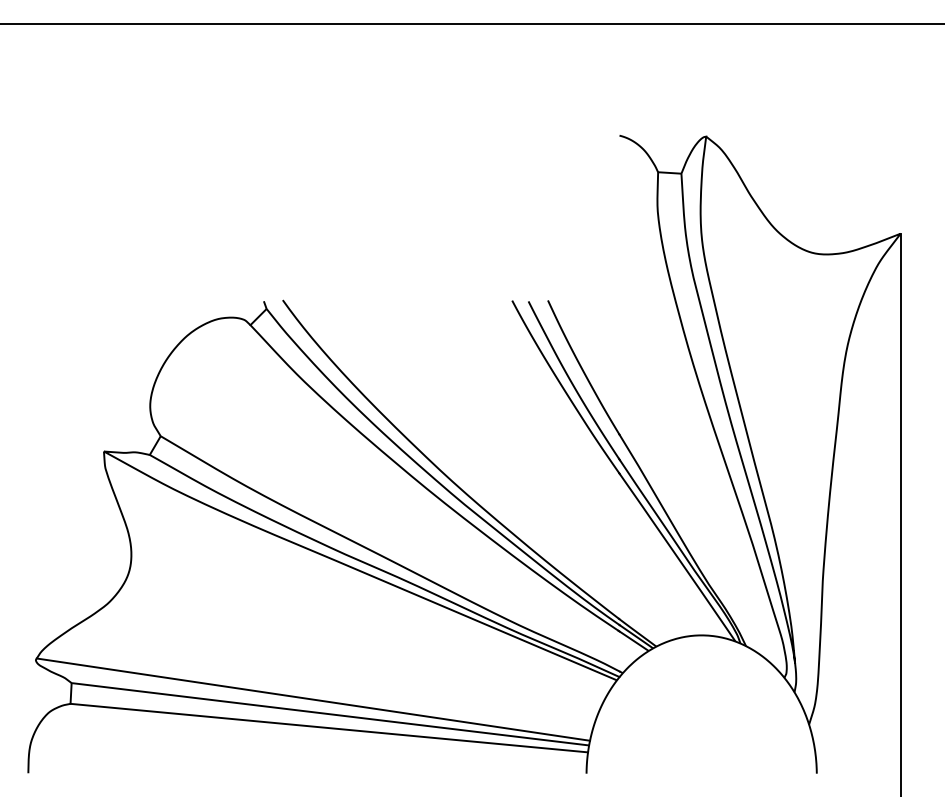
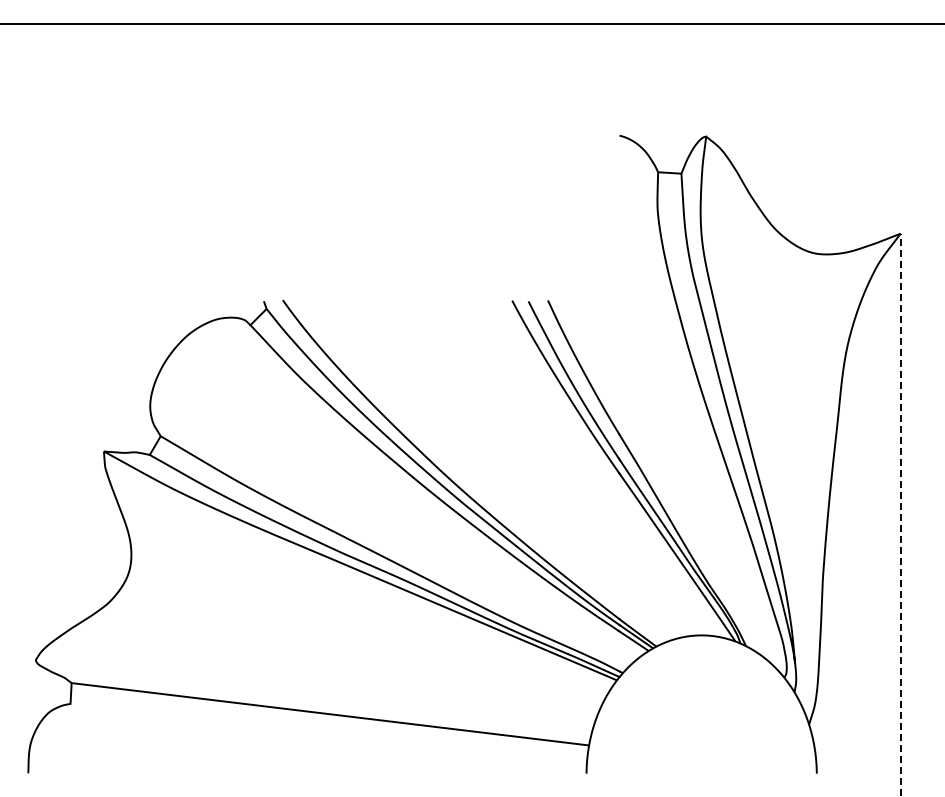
line: solid -> dashed (900, 514)
line: present -> none (313, 699)
line: present -> none (329, 727)
